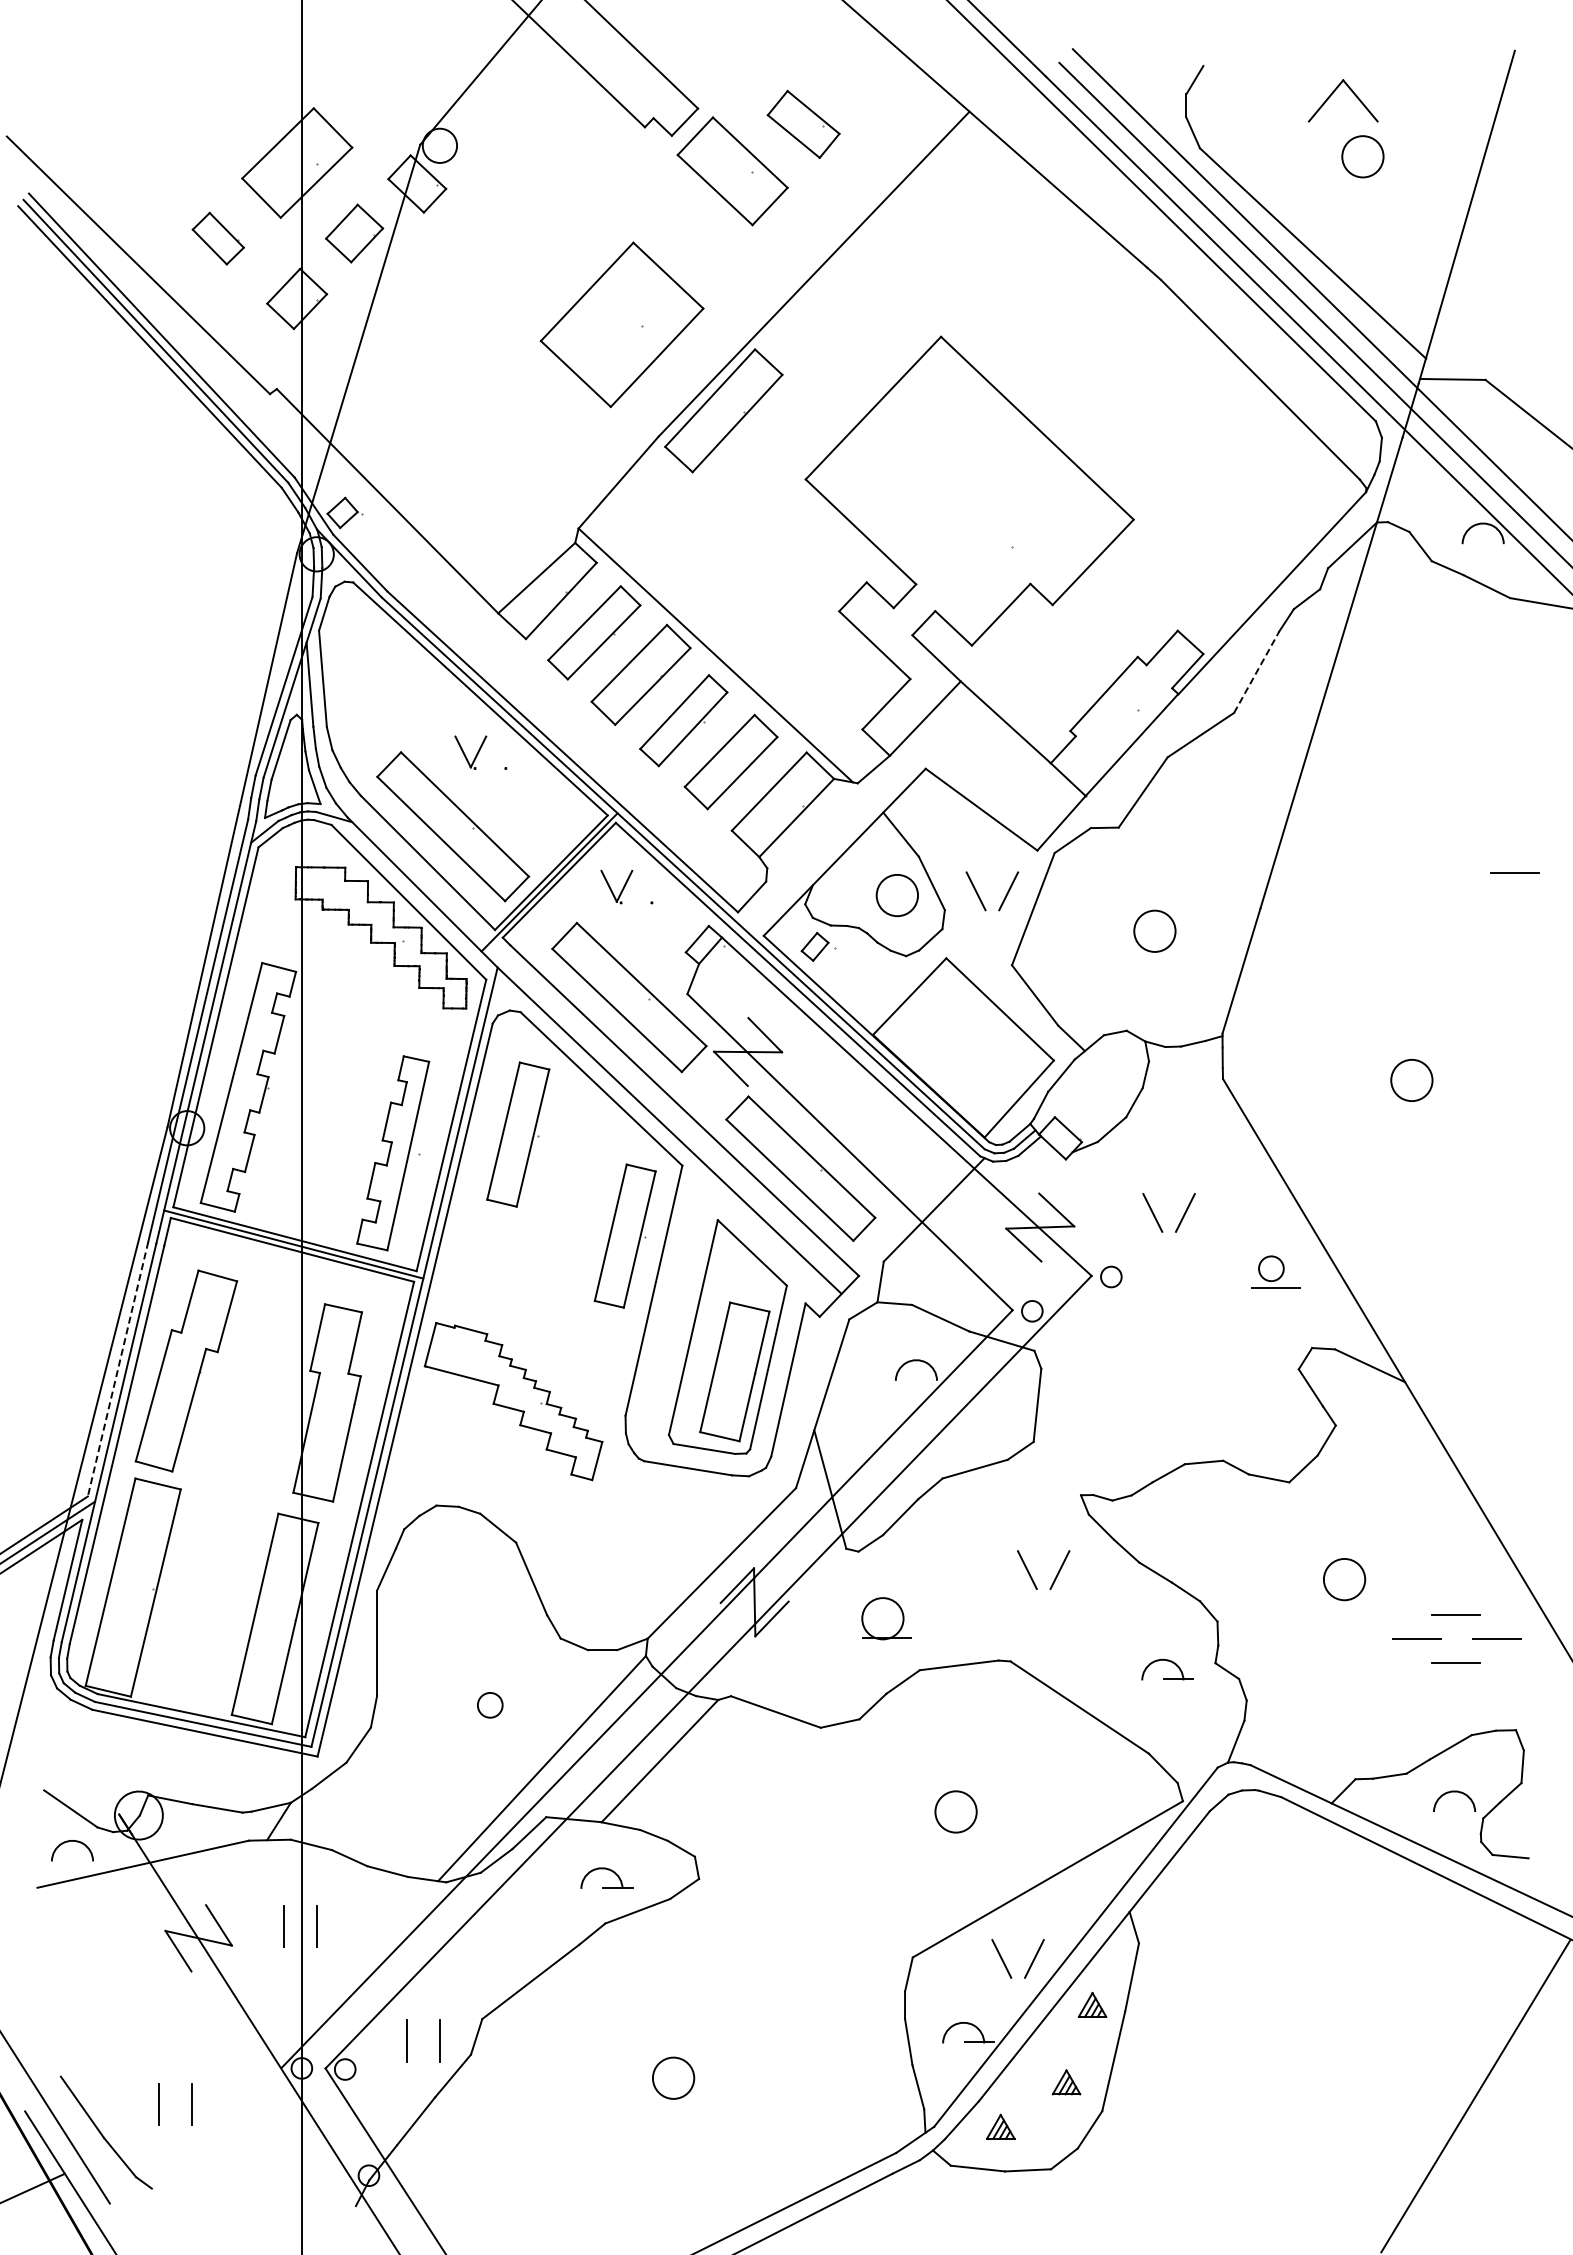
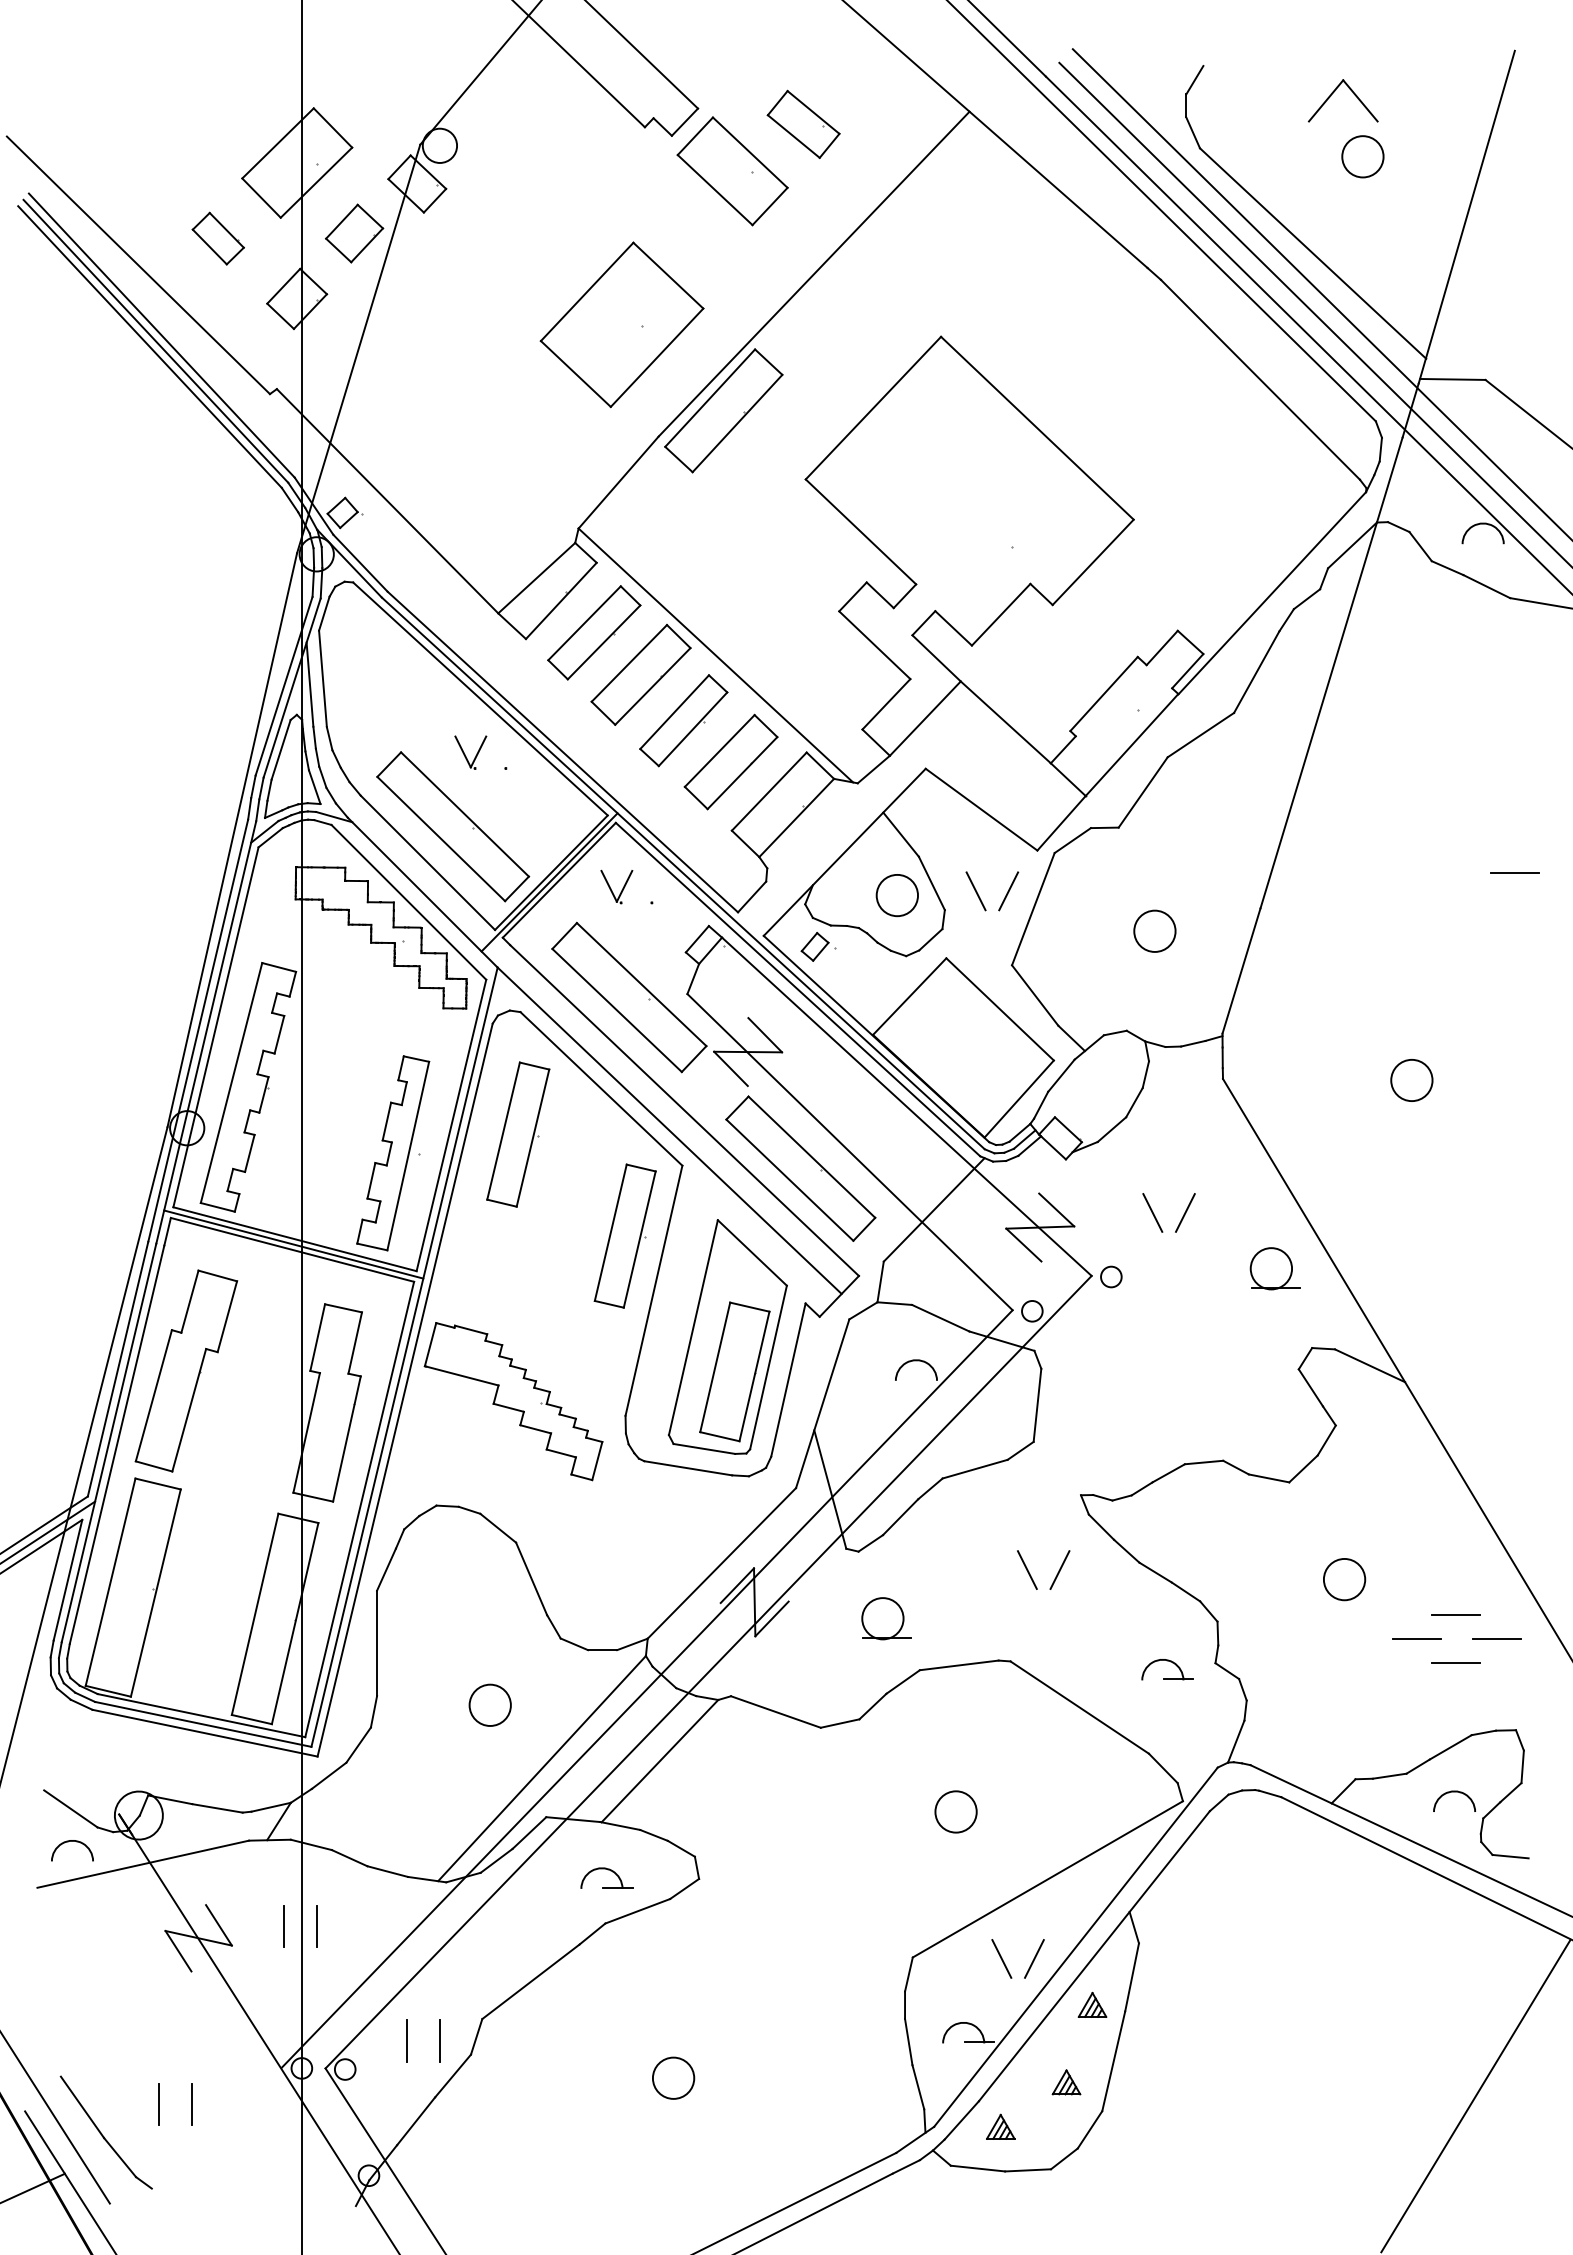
line: dashed -> solid (1256, 672)
circle diameter: 25 px -> 41 px (1271, 1268)
line: dashed -> solid (118, 1369)
circle diameter: 25 px -> 41 px (489, 1704)
